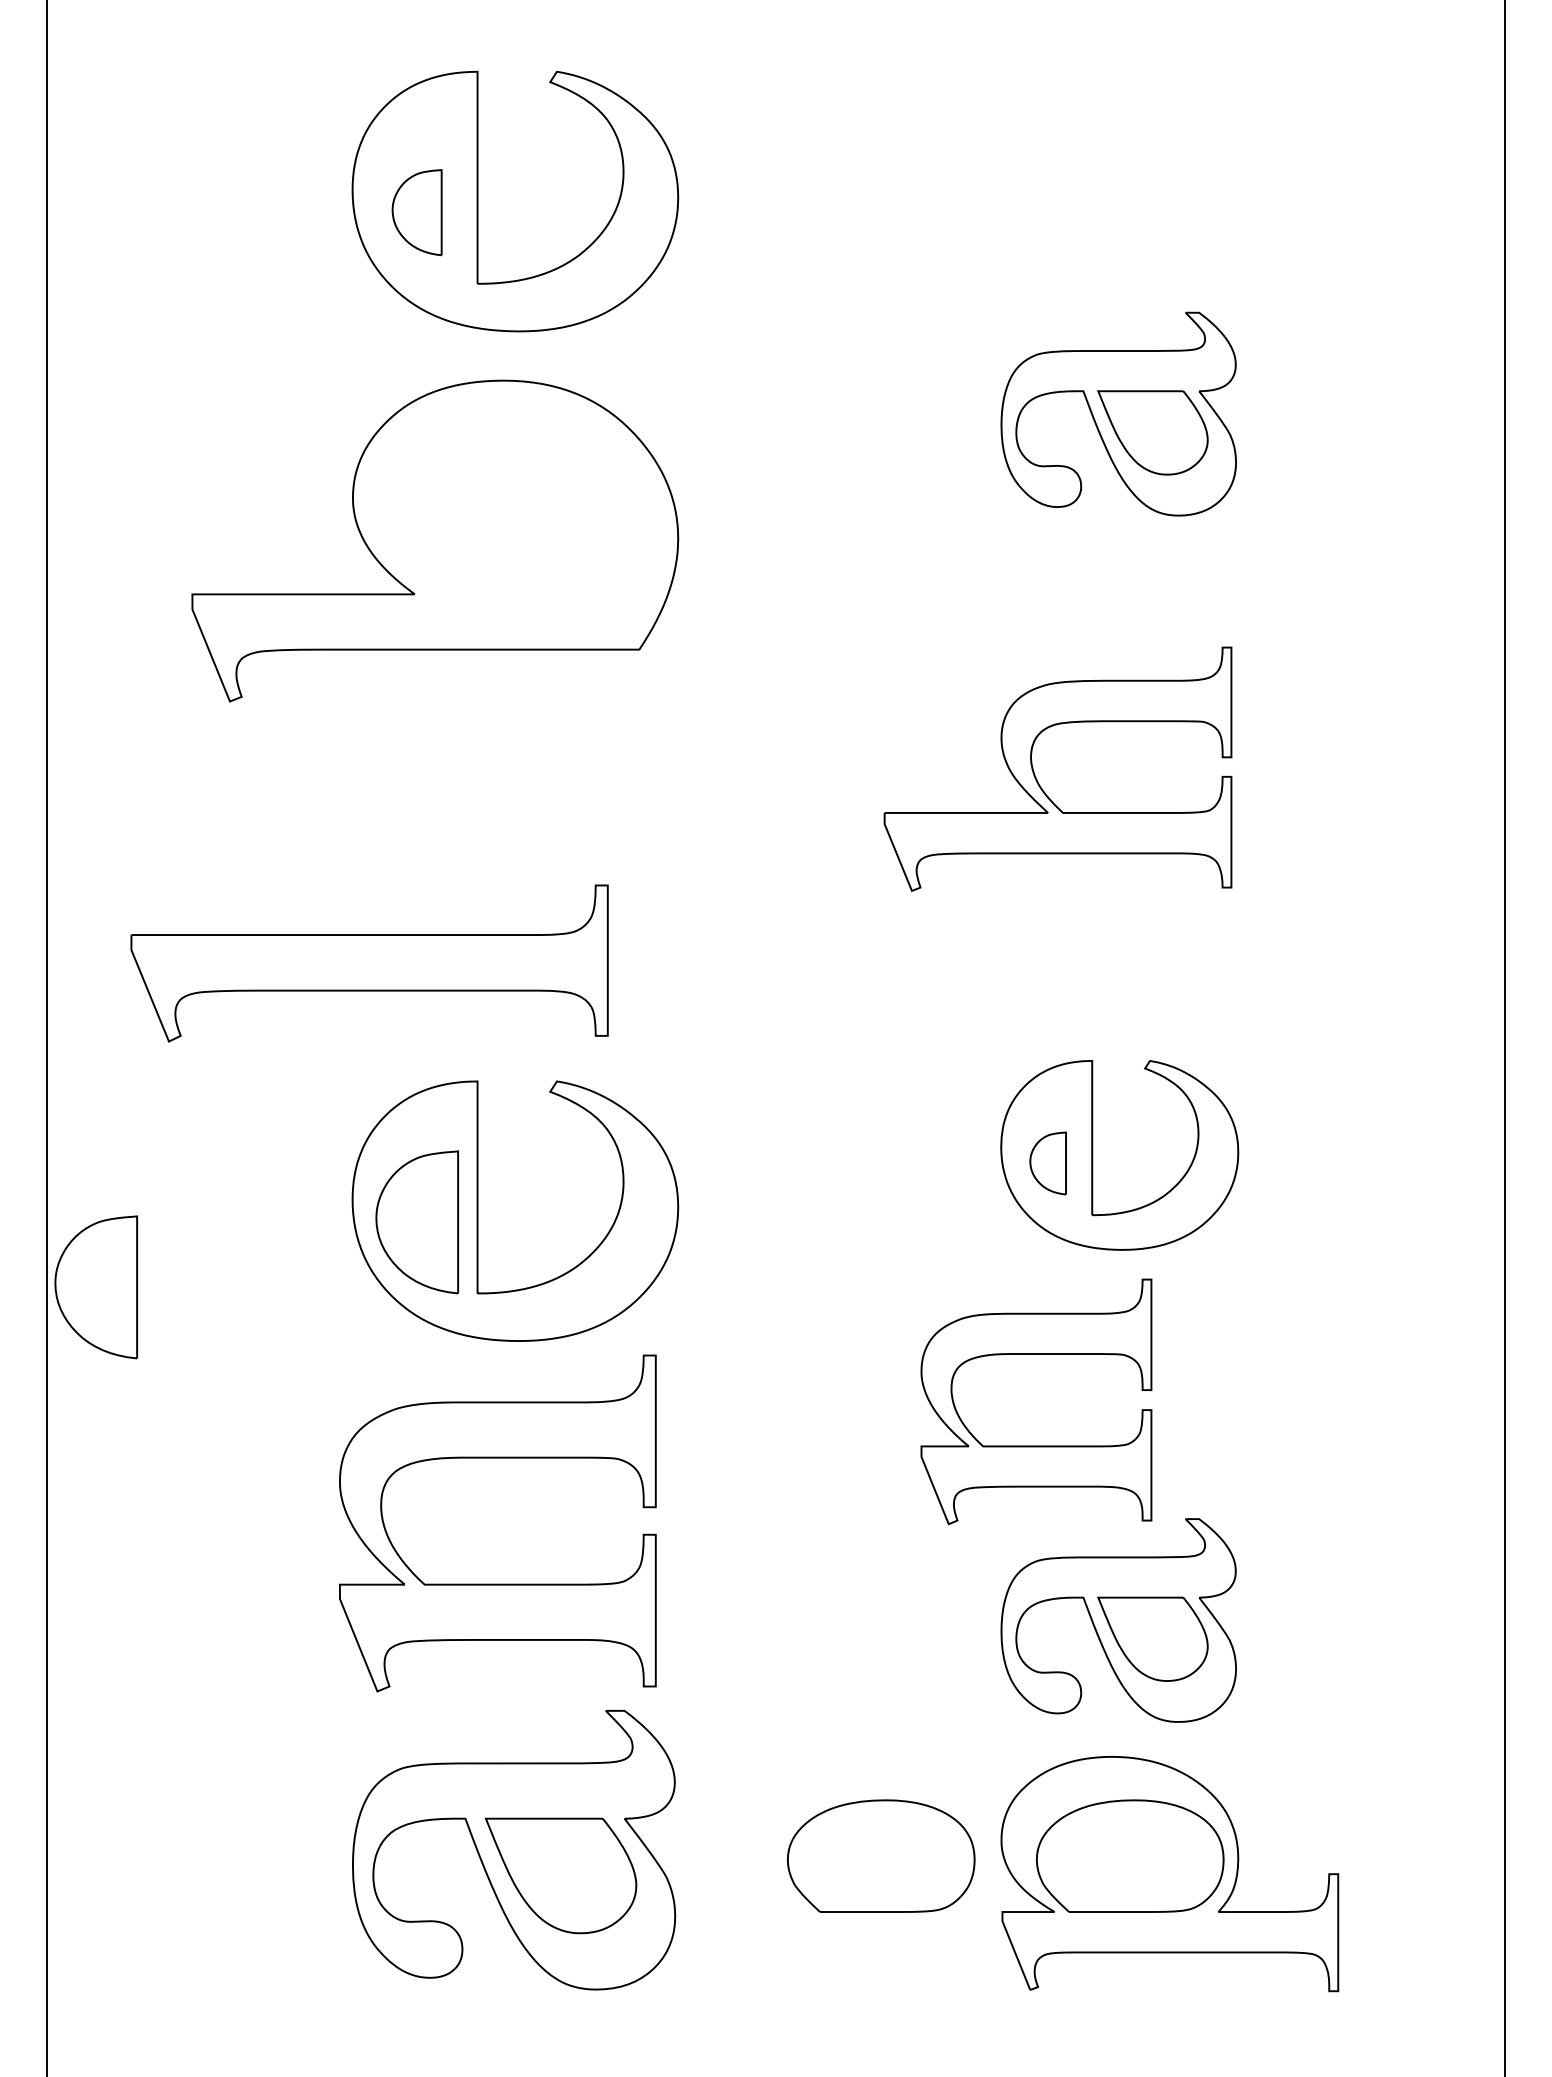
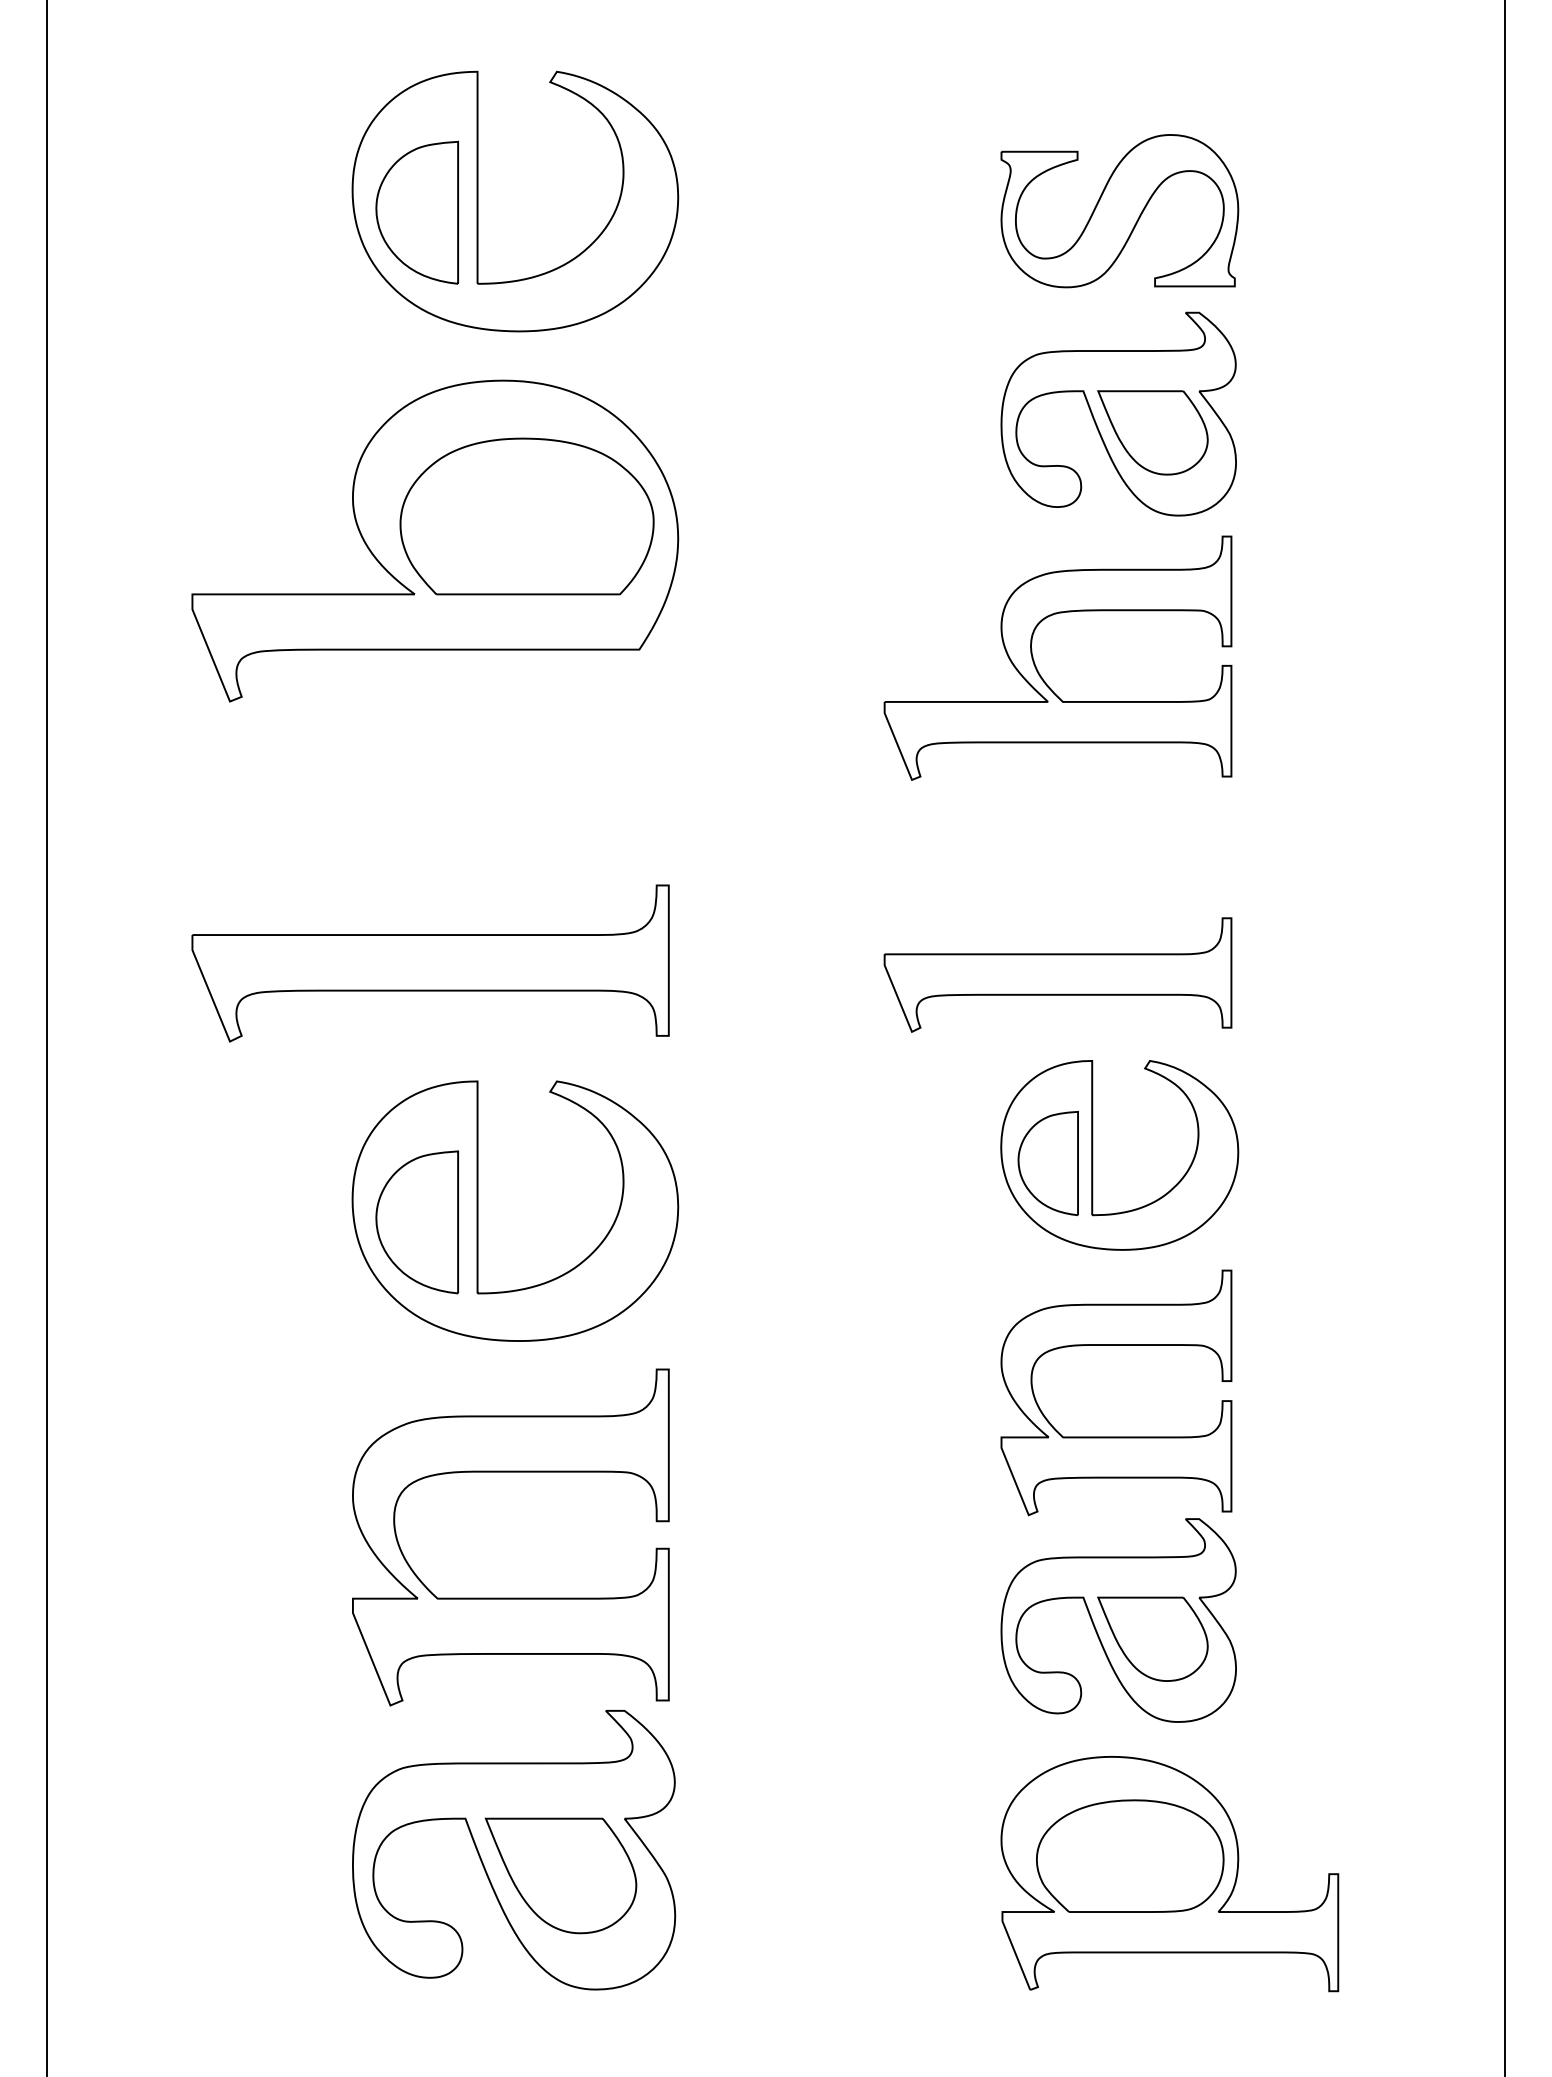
part: none -> present (1119, 211)
part size: 52x88 px -> 84x145 px (416, 212)
part: none -> present (526, 516)
part position: (1035, 774) -> (1035, 663) (1035, 663)
part position: (369, 963) -> (430, 963) (430, 963)
part: none -> present (1057, 974)
part size: 38x65 px -> 62x107 px (1047, 1163)
part: present -> none (95, 1287)
part position: (1036, 1445) -> (1116, 1436) (1116, 1436)
part position: (497, 1583) -> (510, 1597) (510, 1597)
part: present -> none (881, 1855)
